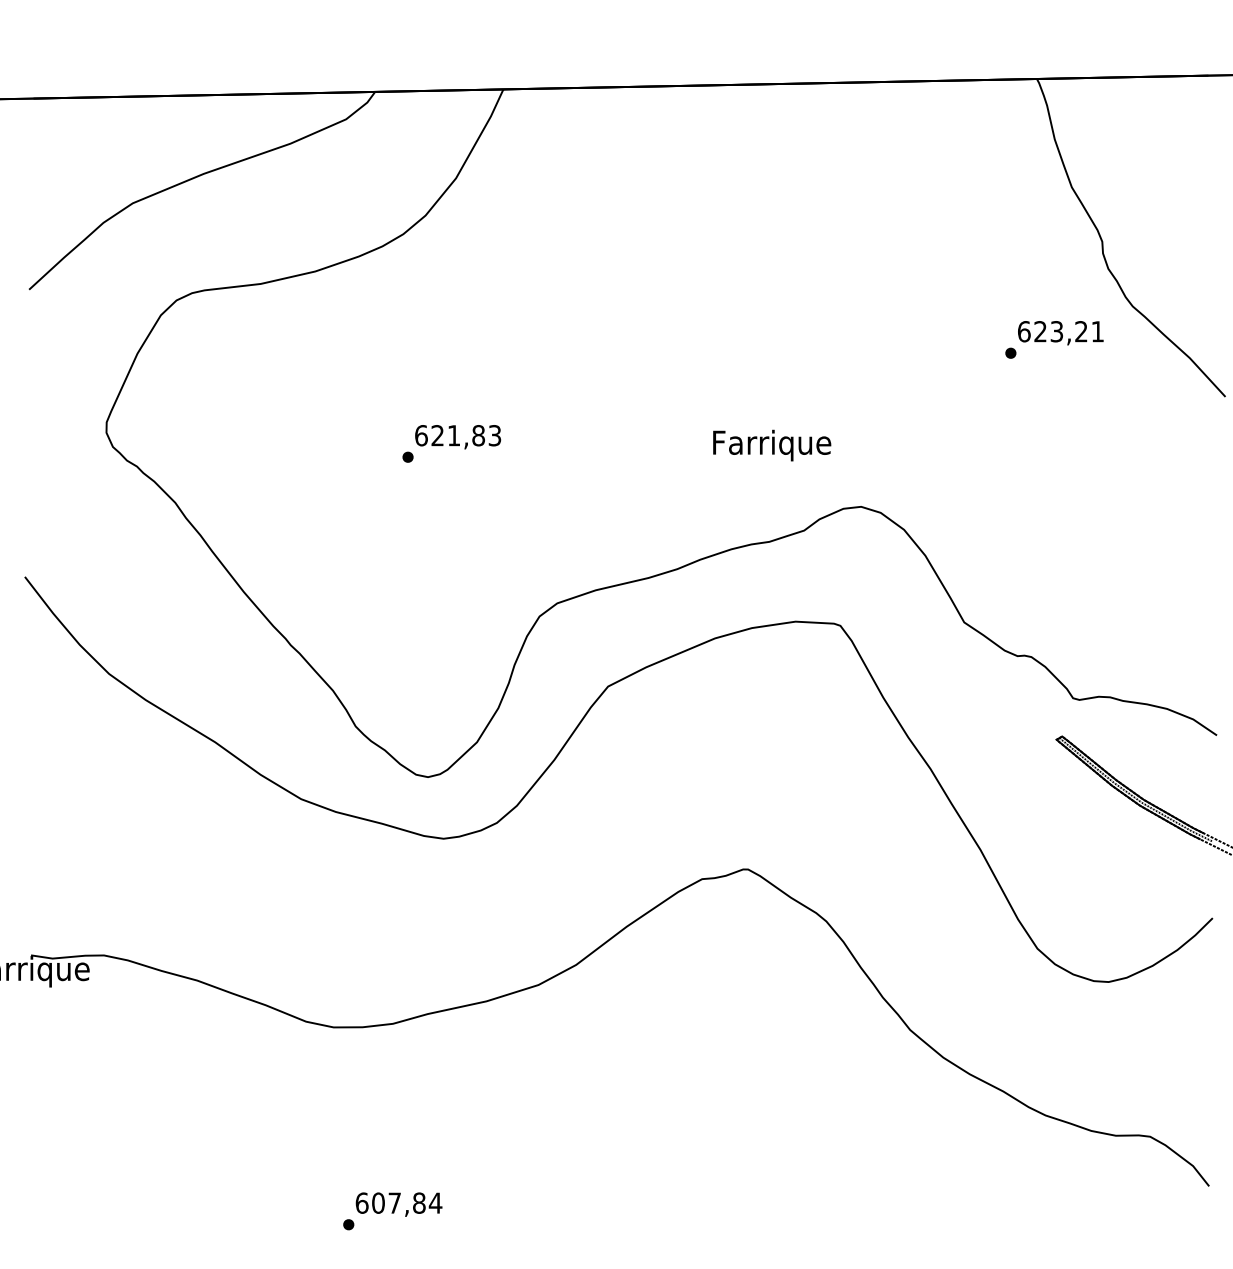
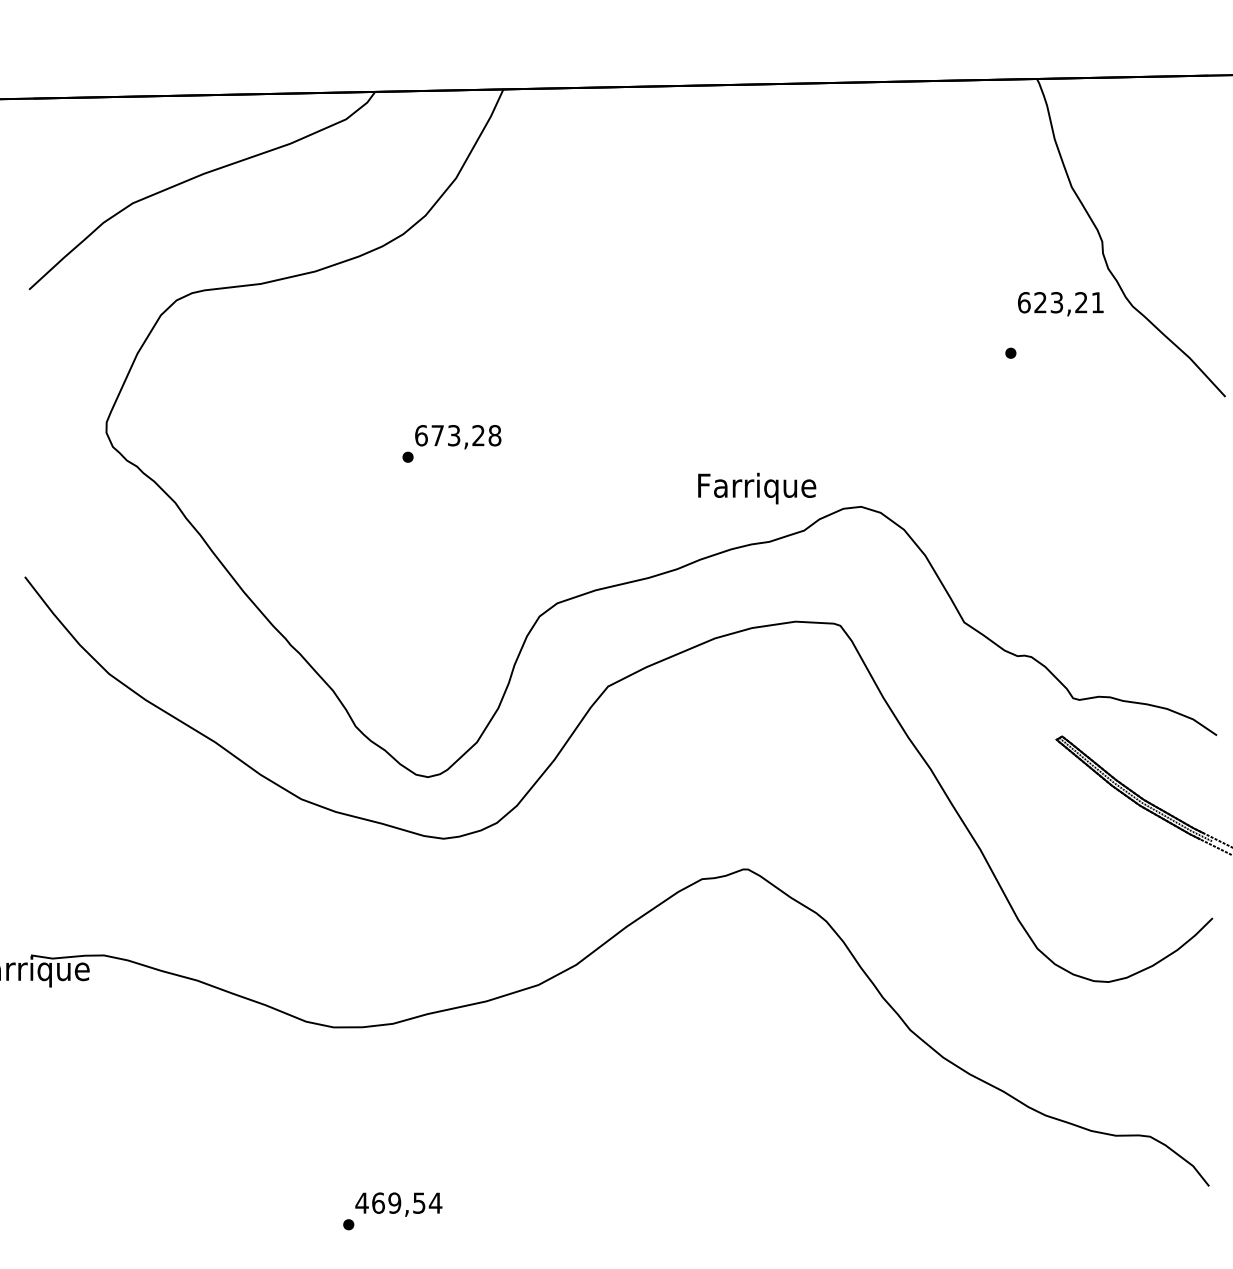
text position: (1060, 333) -> (1060, 304) (1060, 304)
text: 621,83 -> 673,28 (466, 435)
text position: (772, 445) -> (757, 488) (757, 488)
text: 607,84 -> 469,54 (390, 1202)
